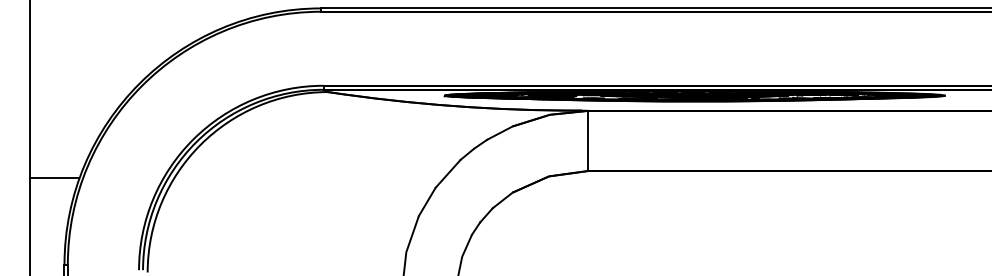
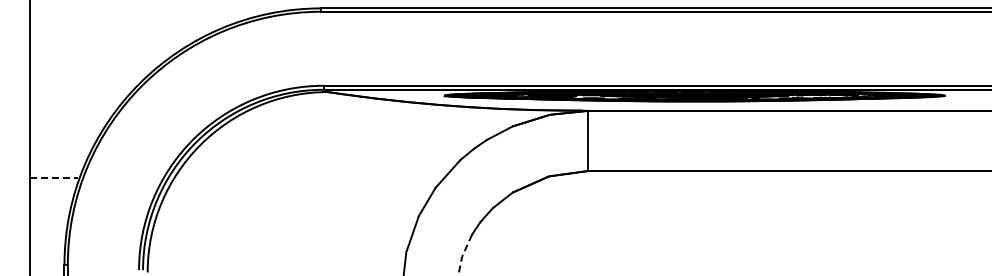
line: solid -> dashed (54, 178)
line: solid -> dashed (462, 255)
